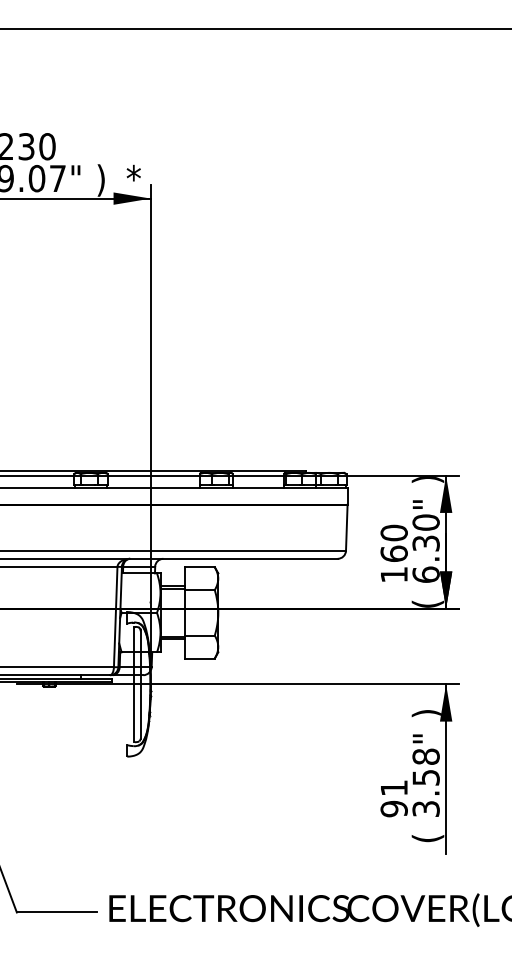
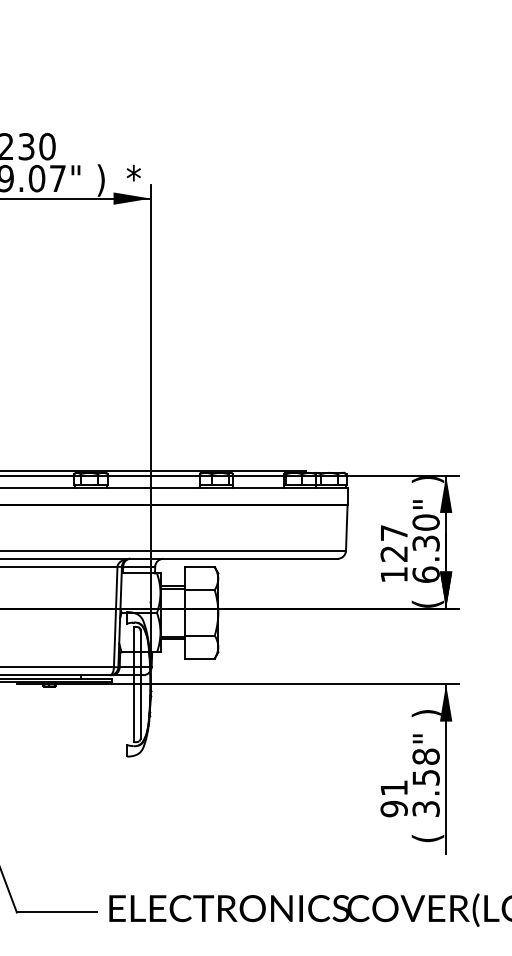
line: present -> none (255, 28)
text: 160 -> 127 (393, 542)
